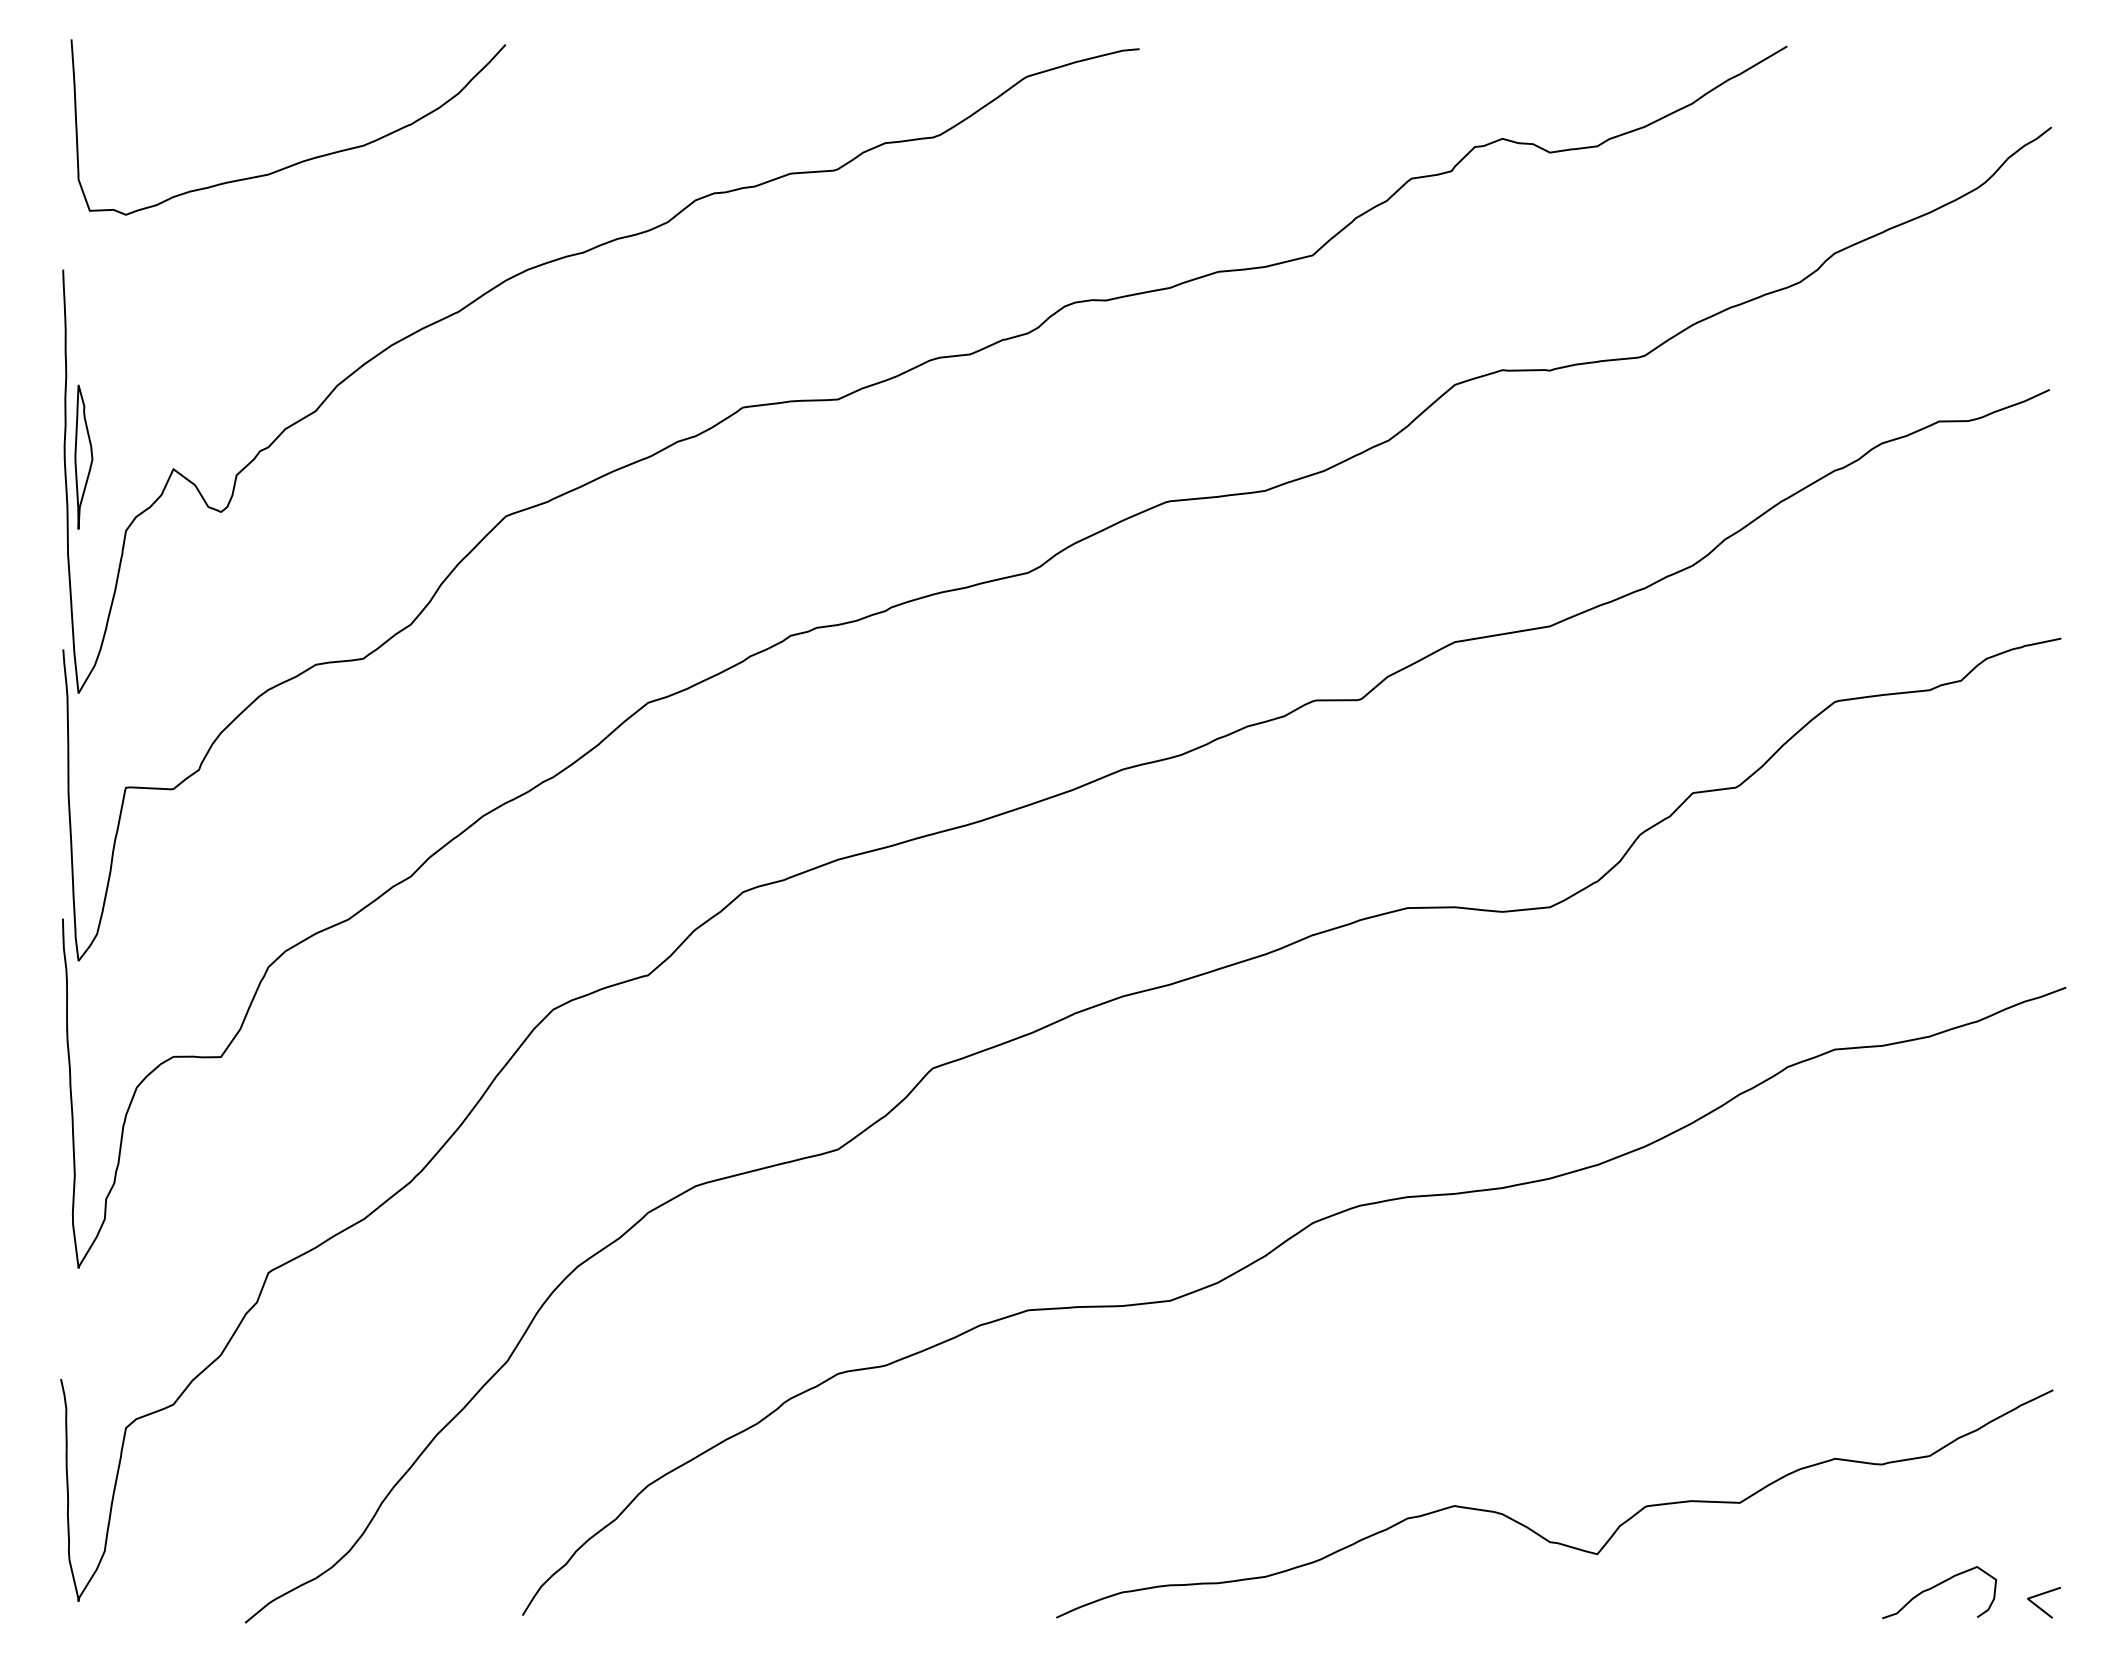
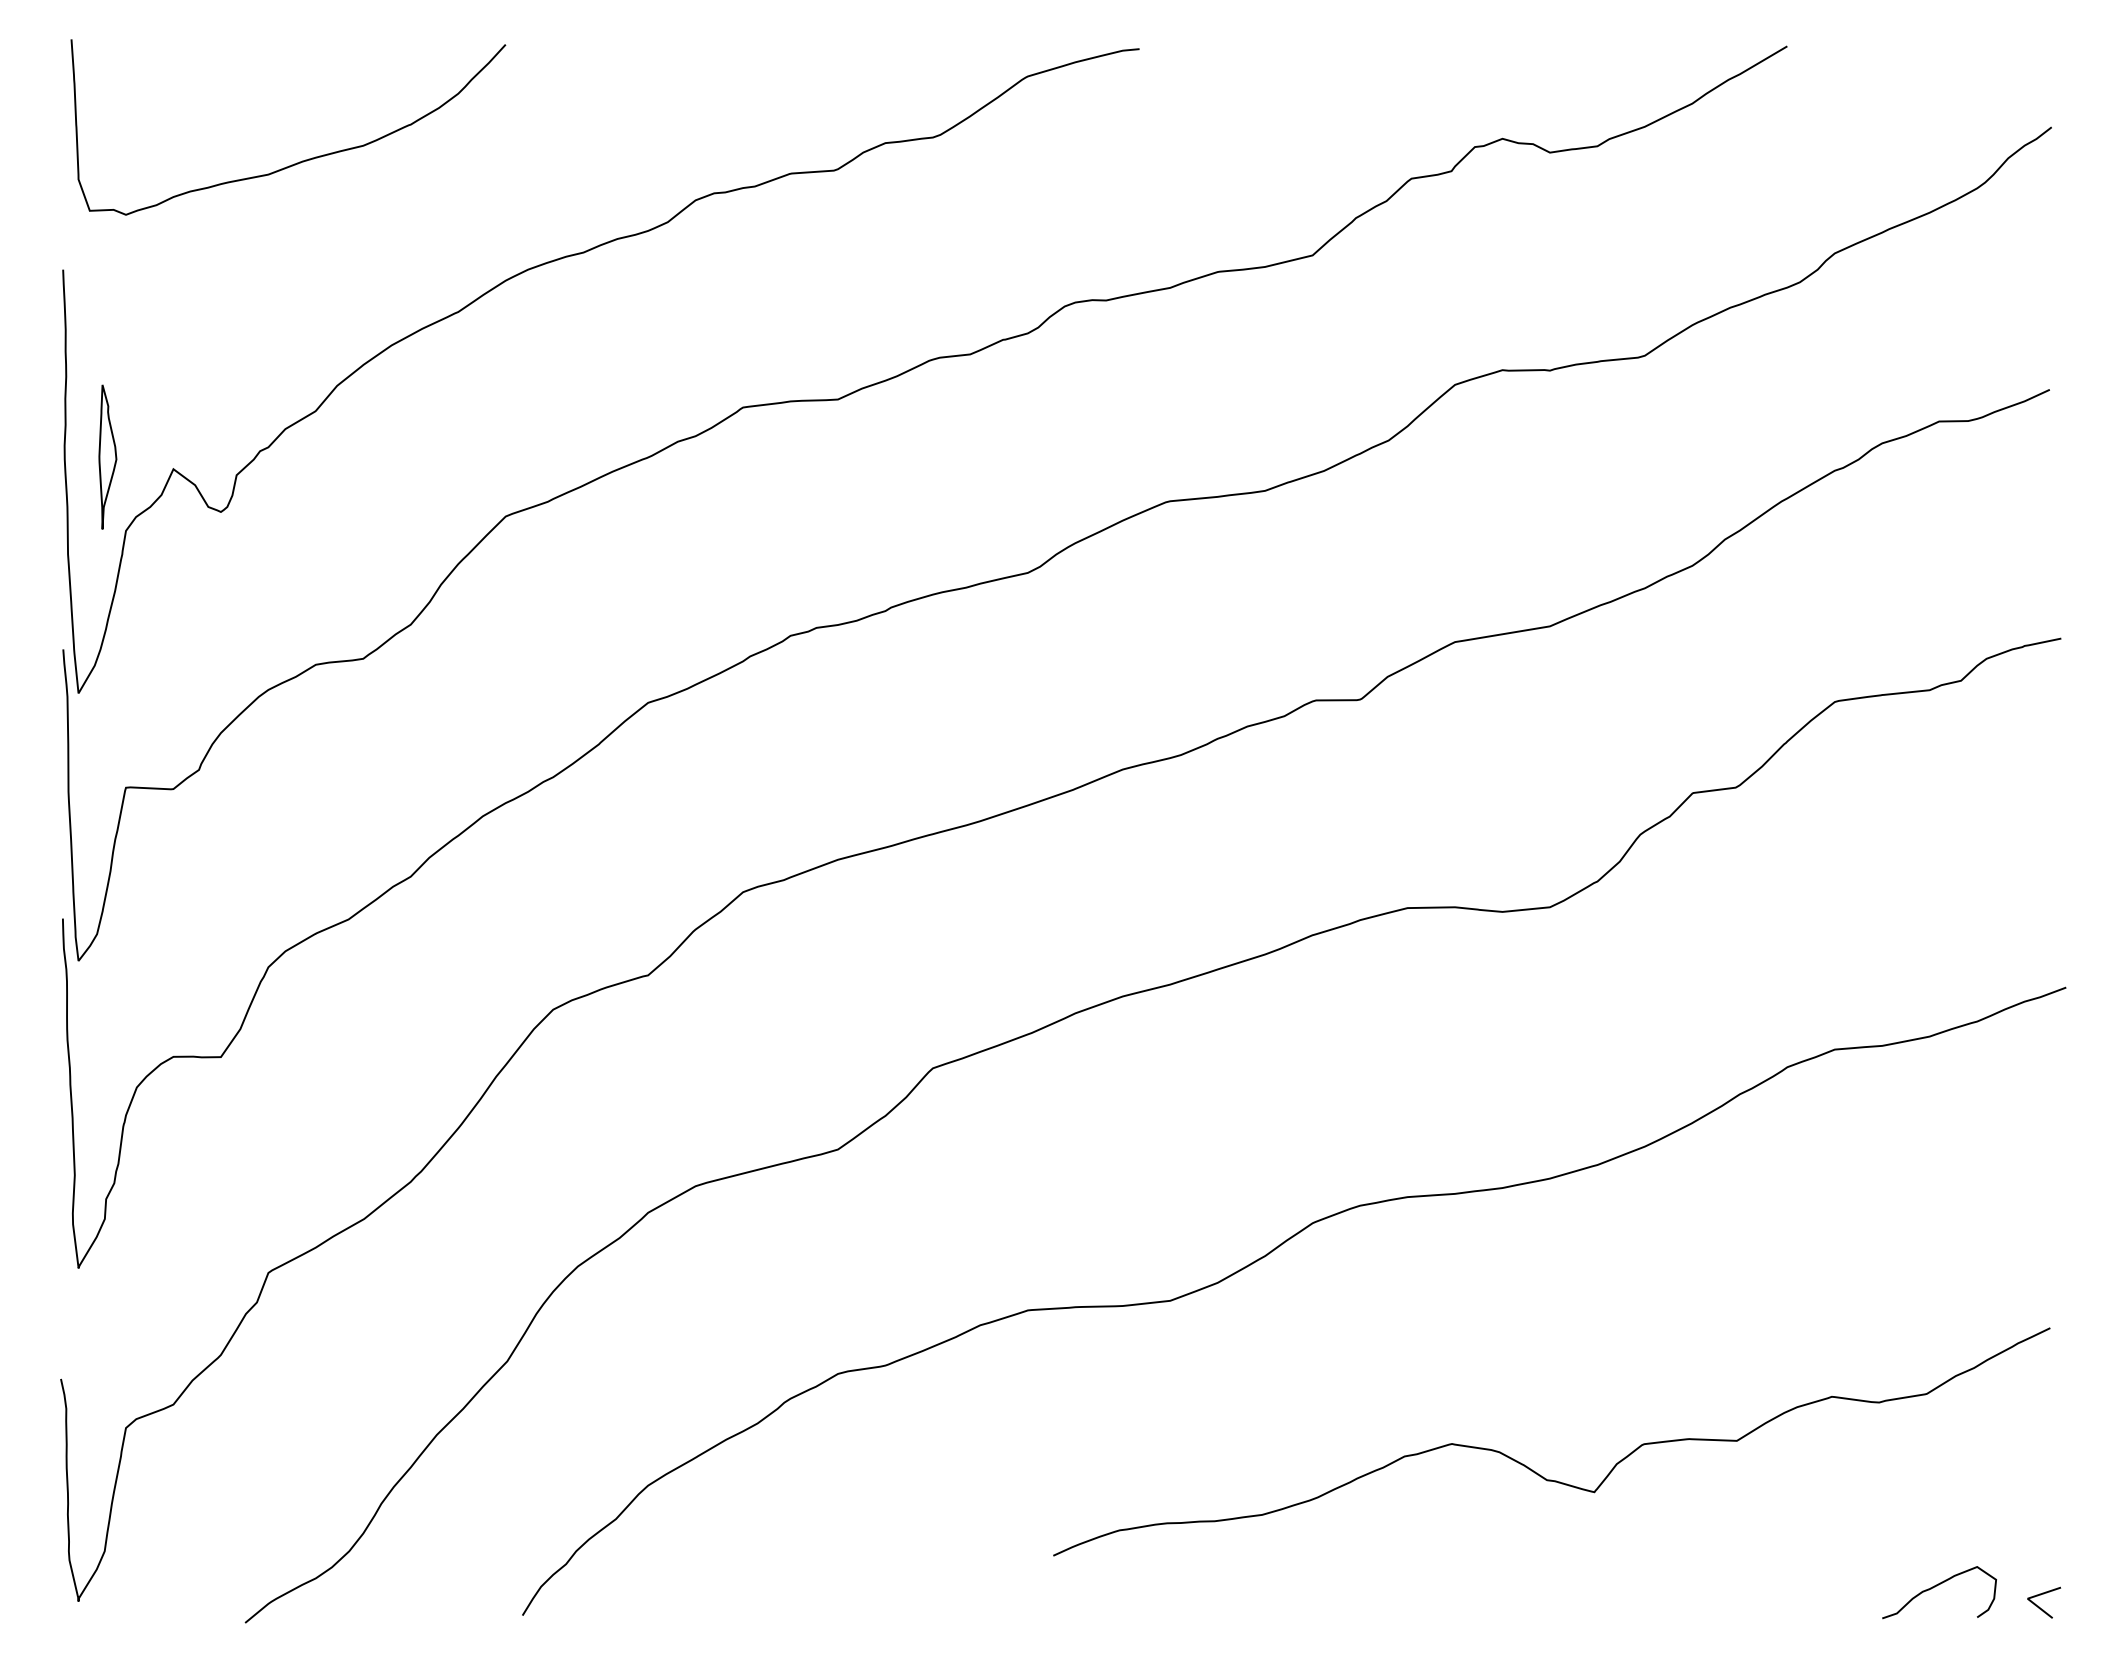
part position: (83, 456) -> (107, 456) (107, 456)
curve position: (1535, 1531) -> (1532, 1469) (1532, 1469)
